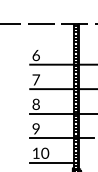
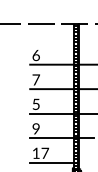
text: 8 -> 5 (35, 103)
text: 10 -> 17 (45, 152)
